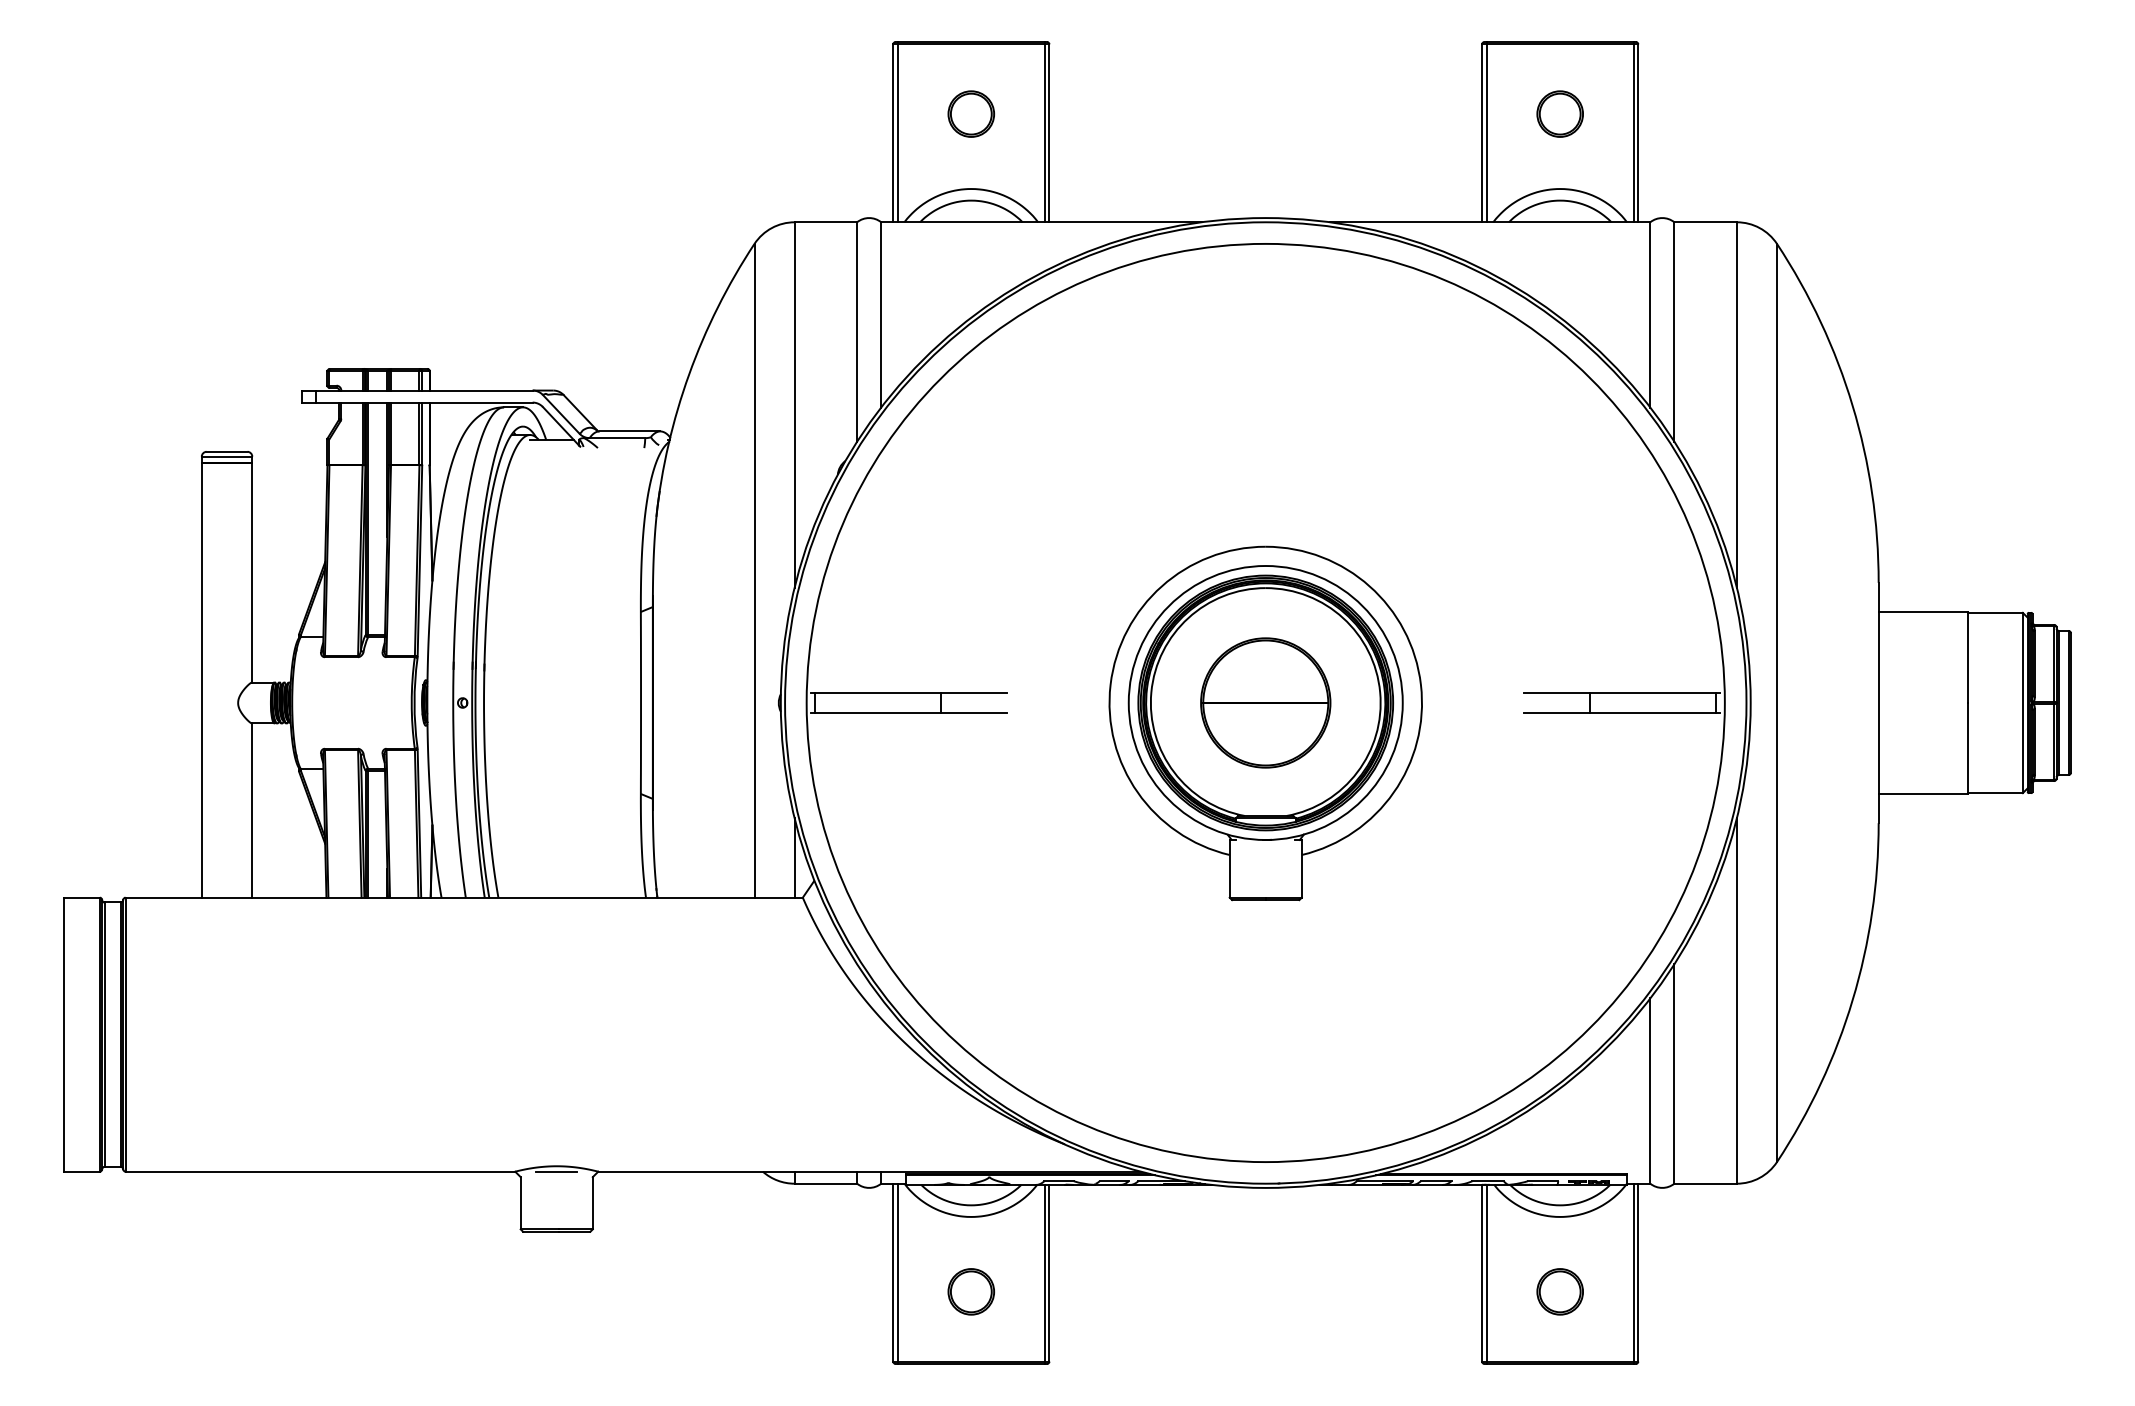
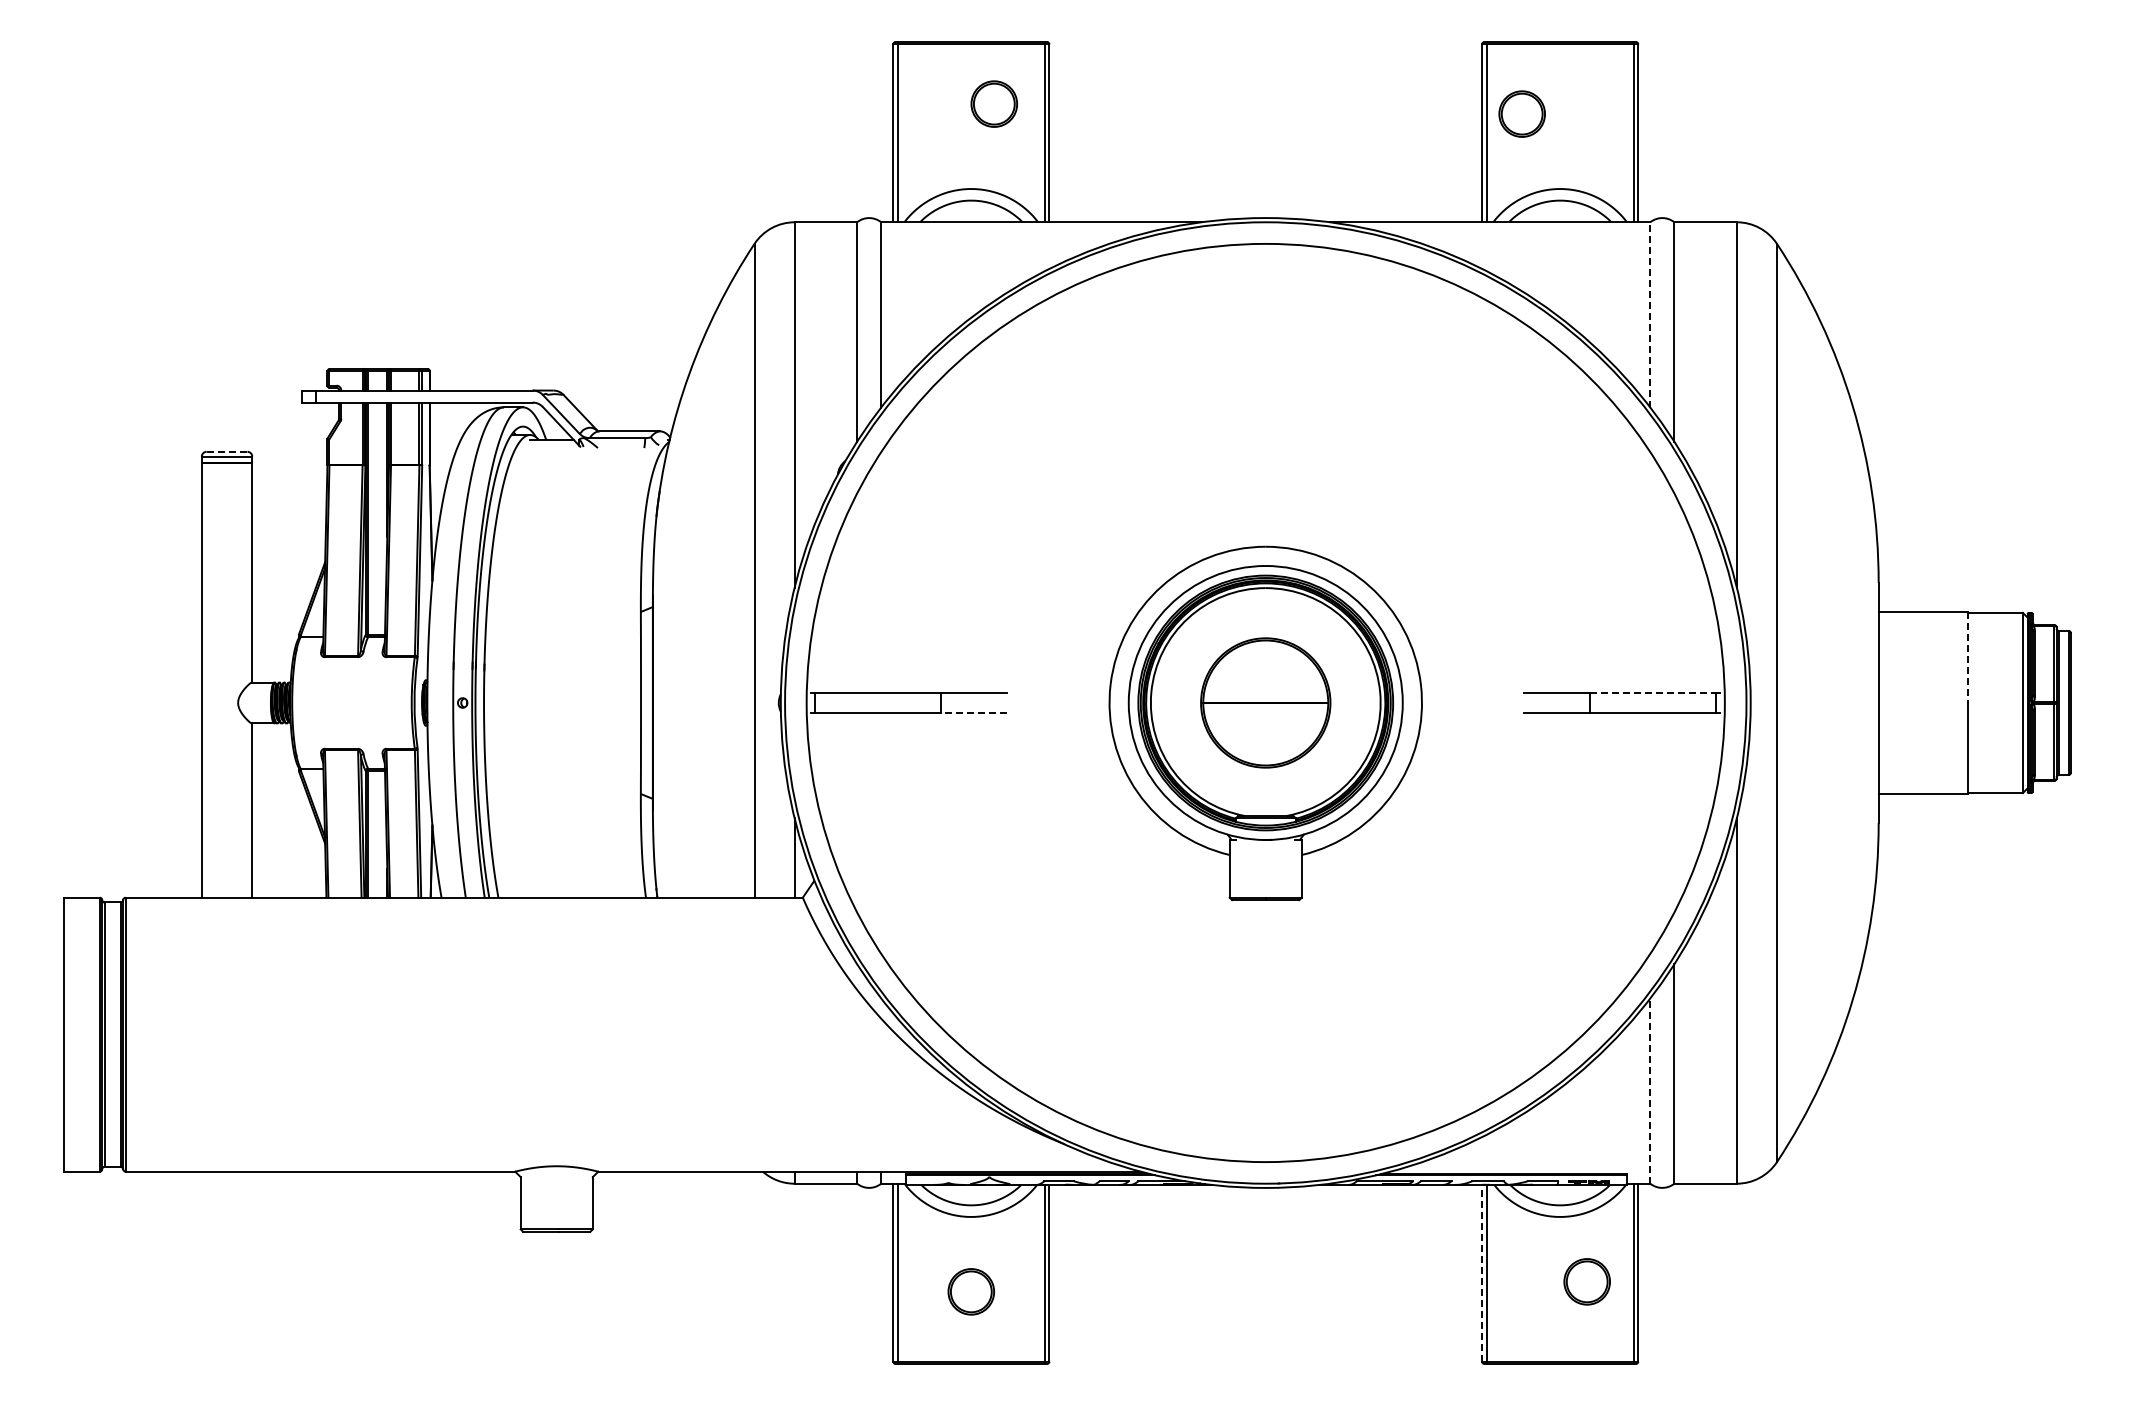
part position: (970, 113) -> (993, 103) (993, 103)
part position: (1559, 113) -> (1521, 113) (1521, 113)
line: solid -> dashed (1650, 314)
line: solid -> dashed (226, 451)
line: solid -> dashed (1967, 657)
line: solid -> dashed (1653, 693)
line: solid -> dashed (973, 712)
line: solid -> dashed (1650, 1091)
line: present -> none (556, 1171)
line: solid -> dashed (1482, 1272)
part position: (1559, 1291) -> (1586, 1281) (1586, 1281)
